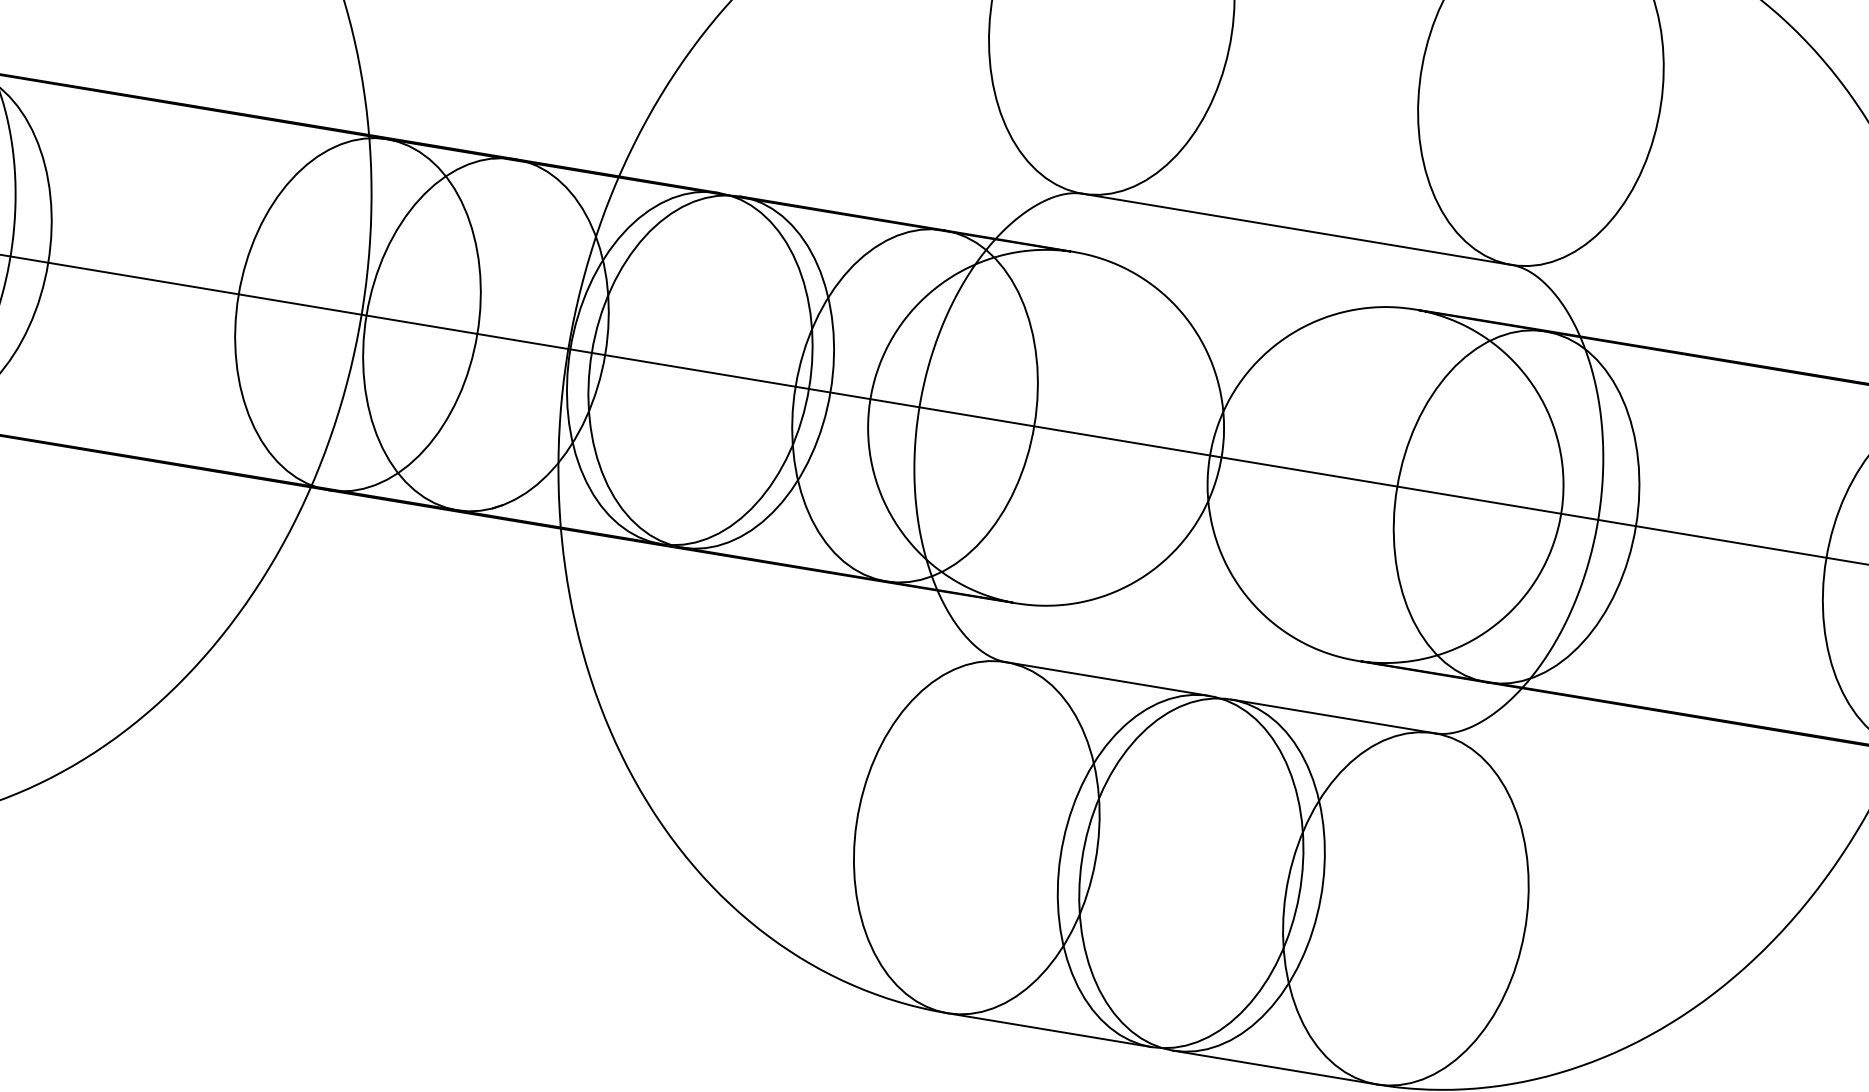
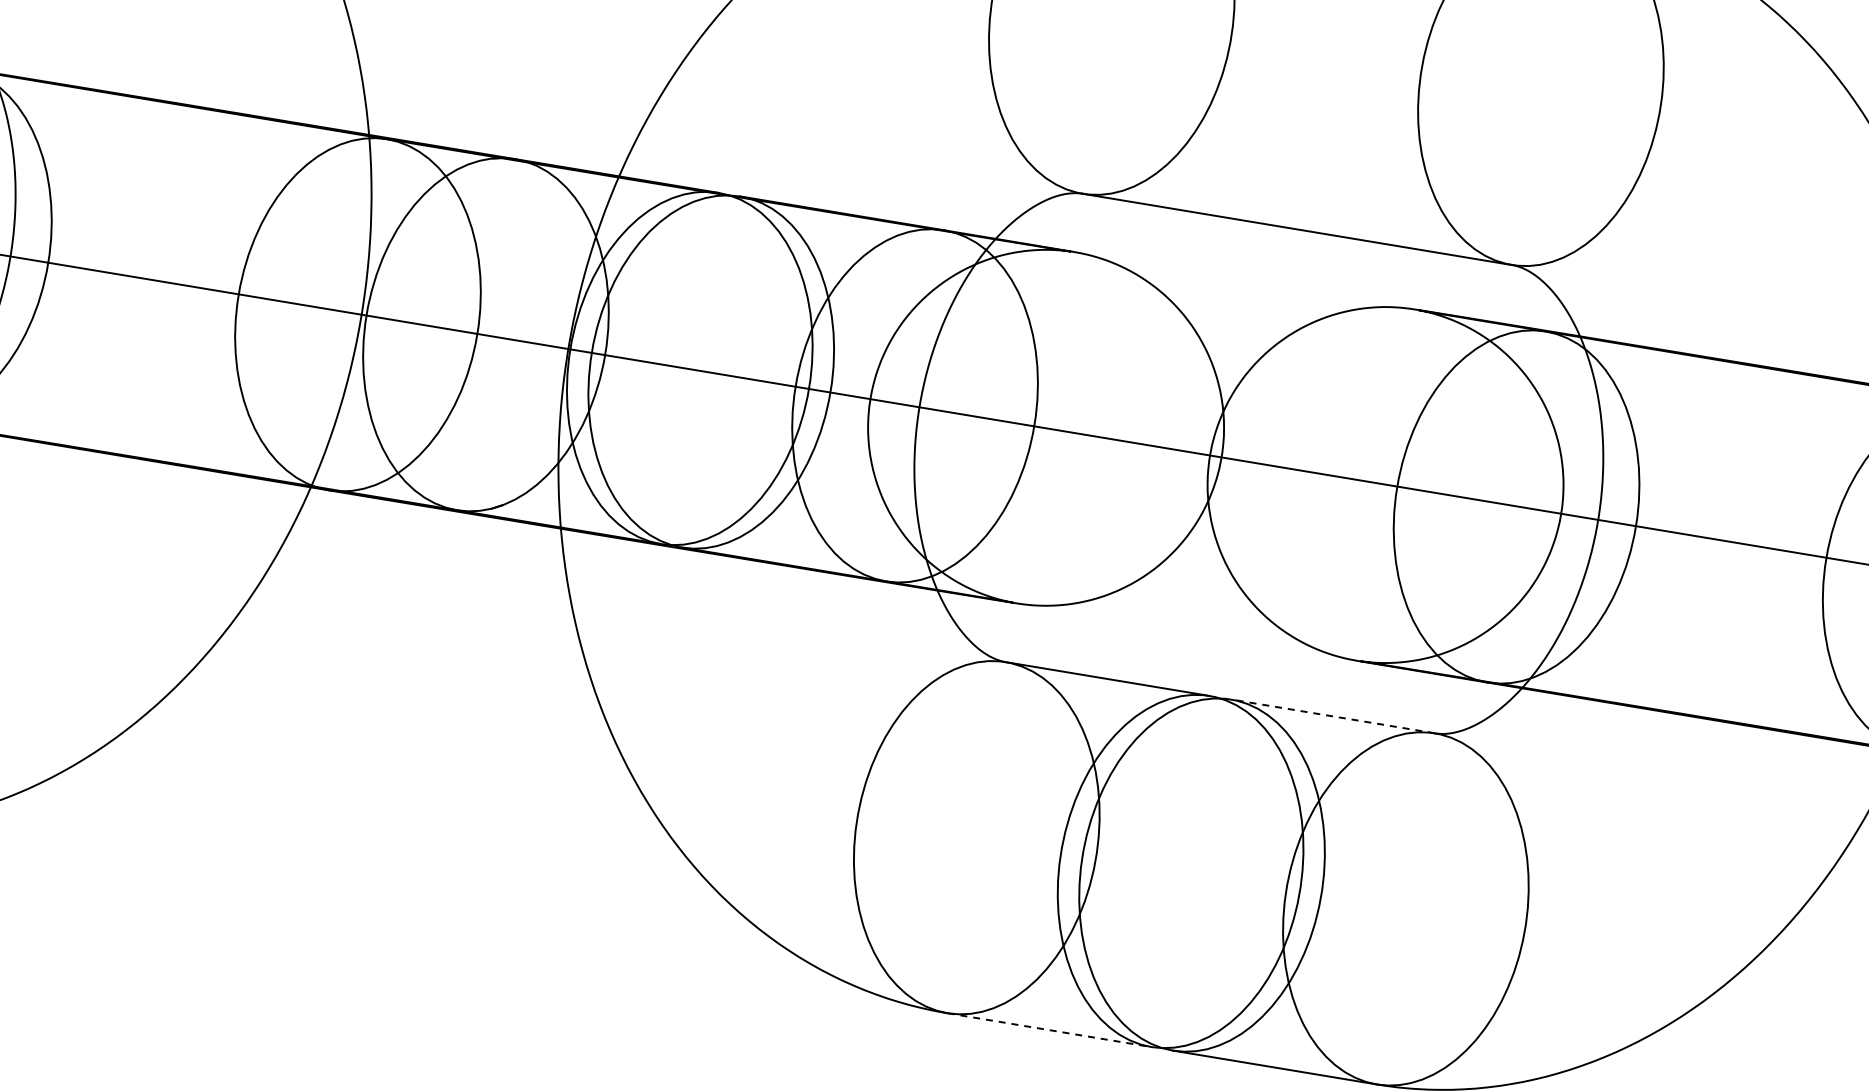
line: solid -> dashed (1332, 716)
line: solid -> dashed (1050, 1030)
